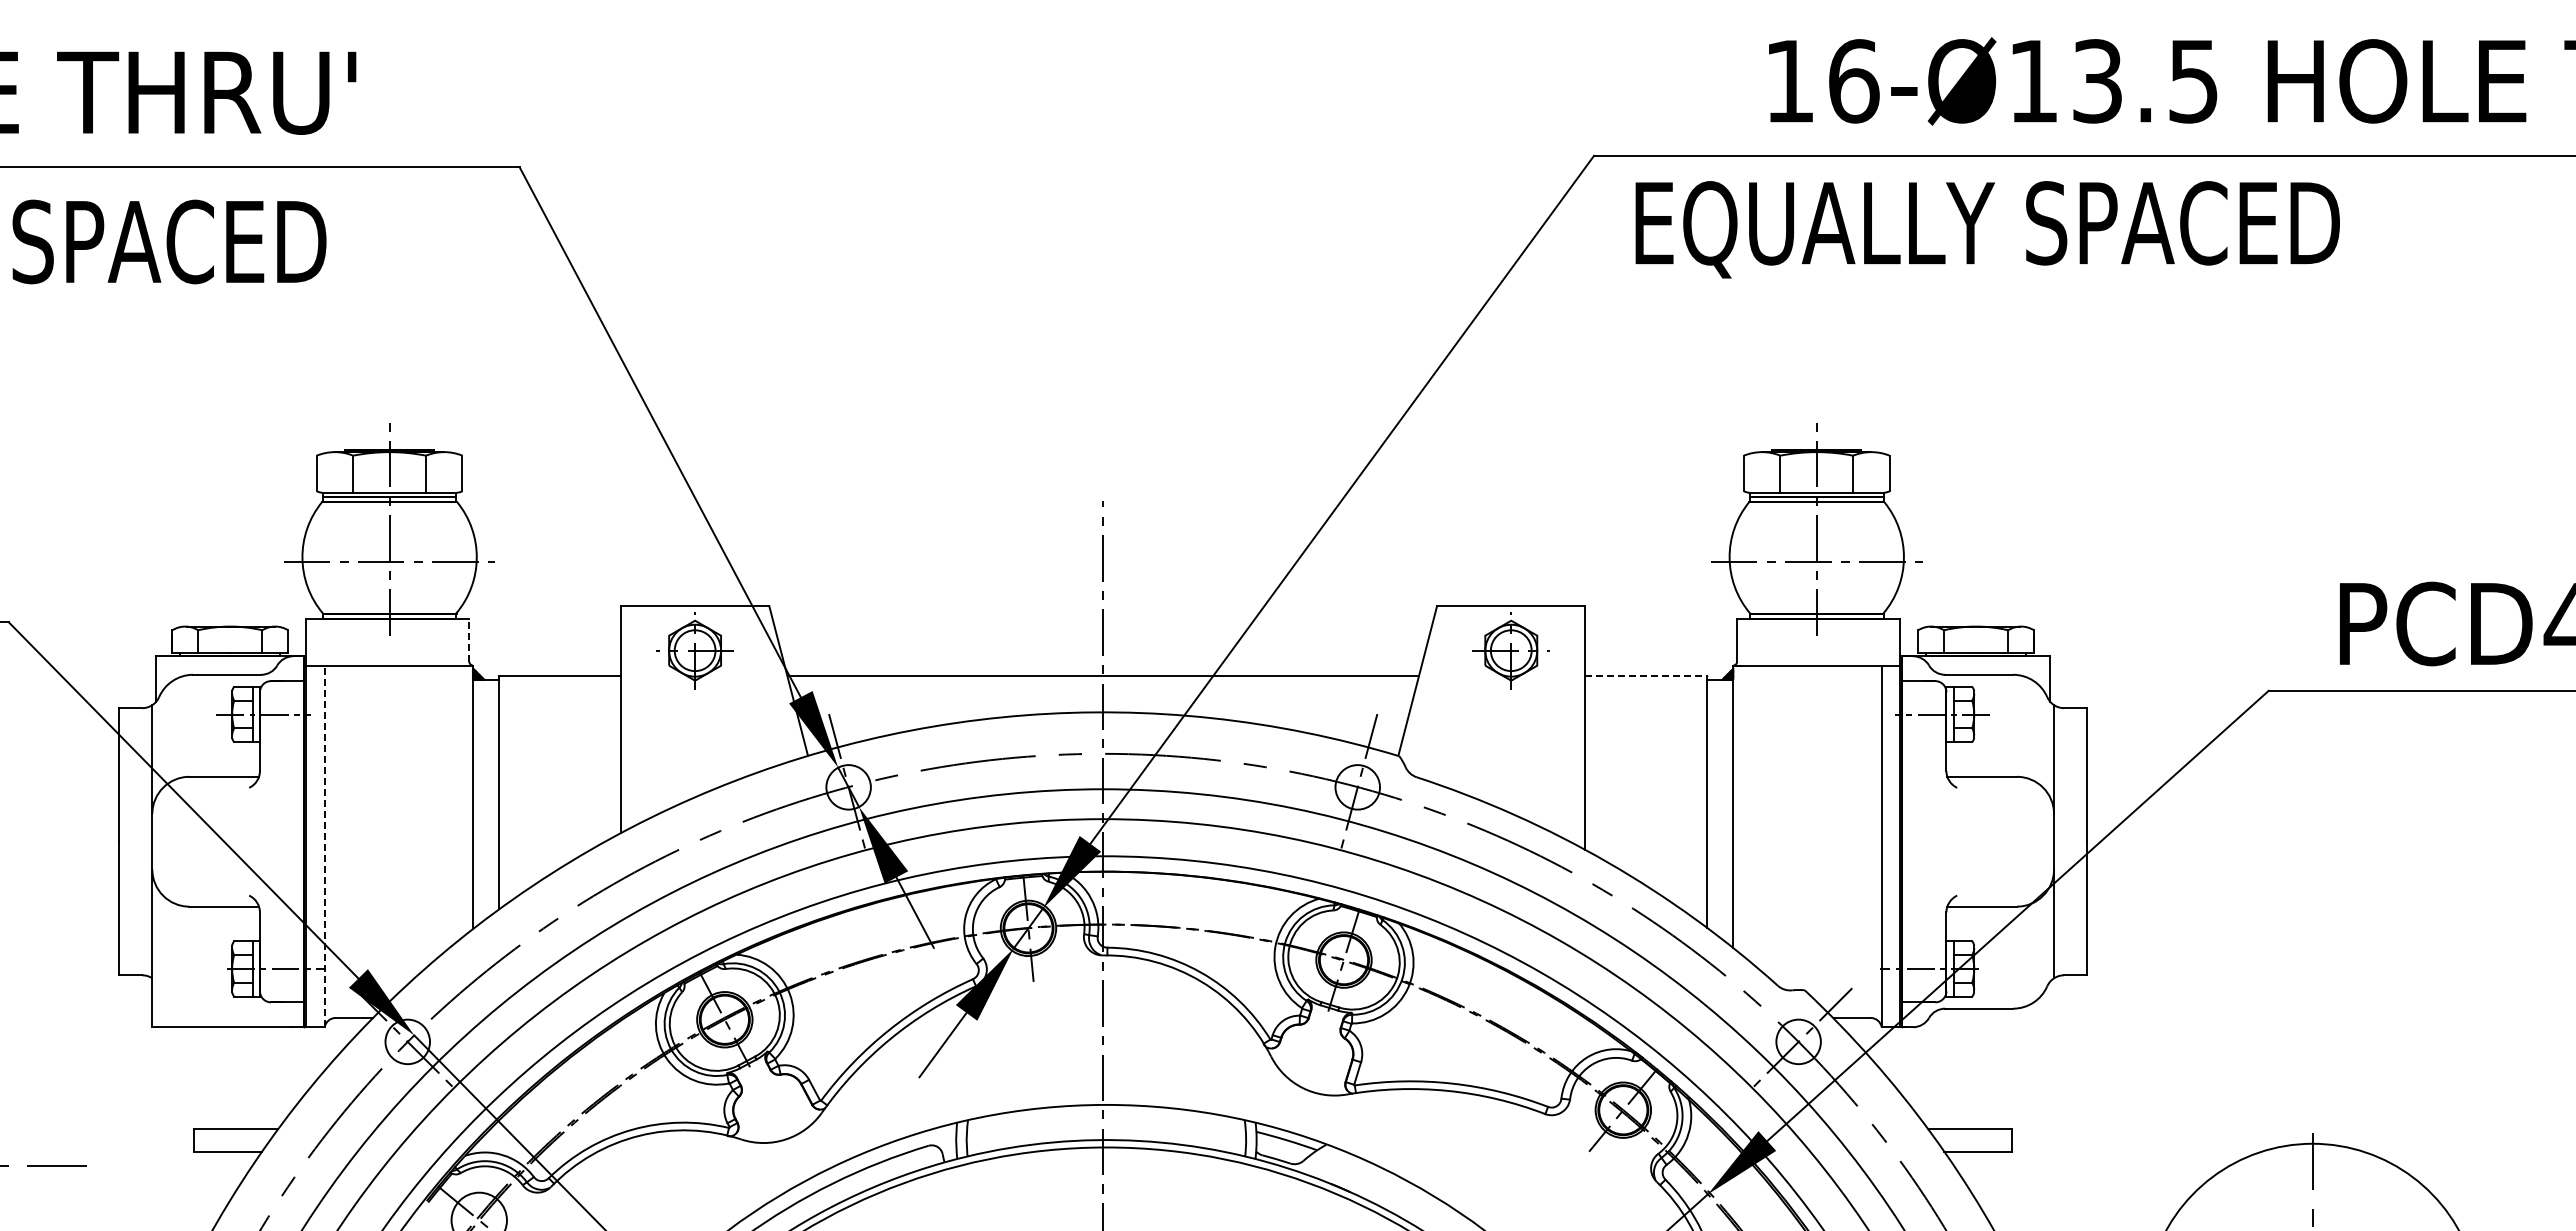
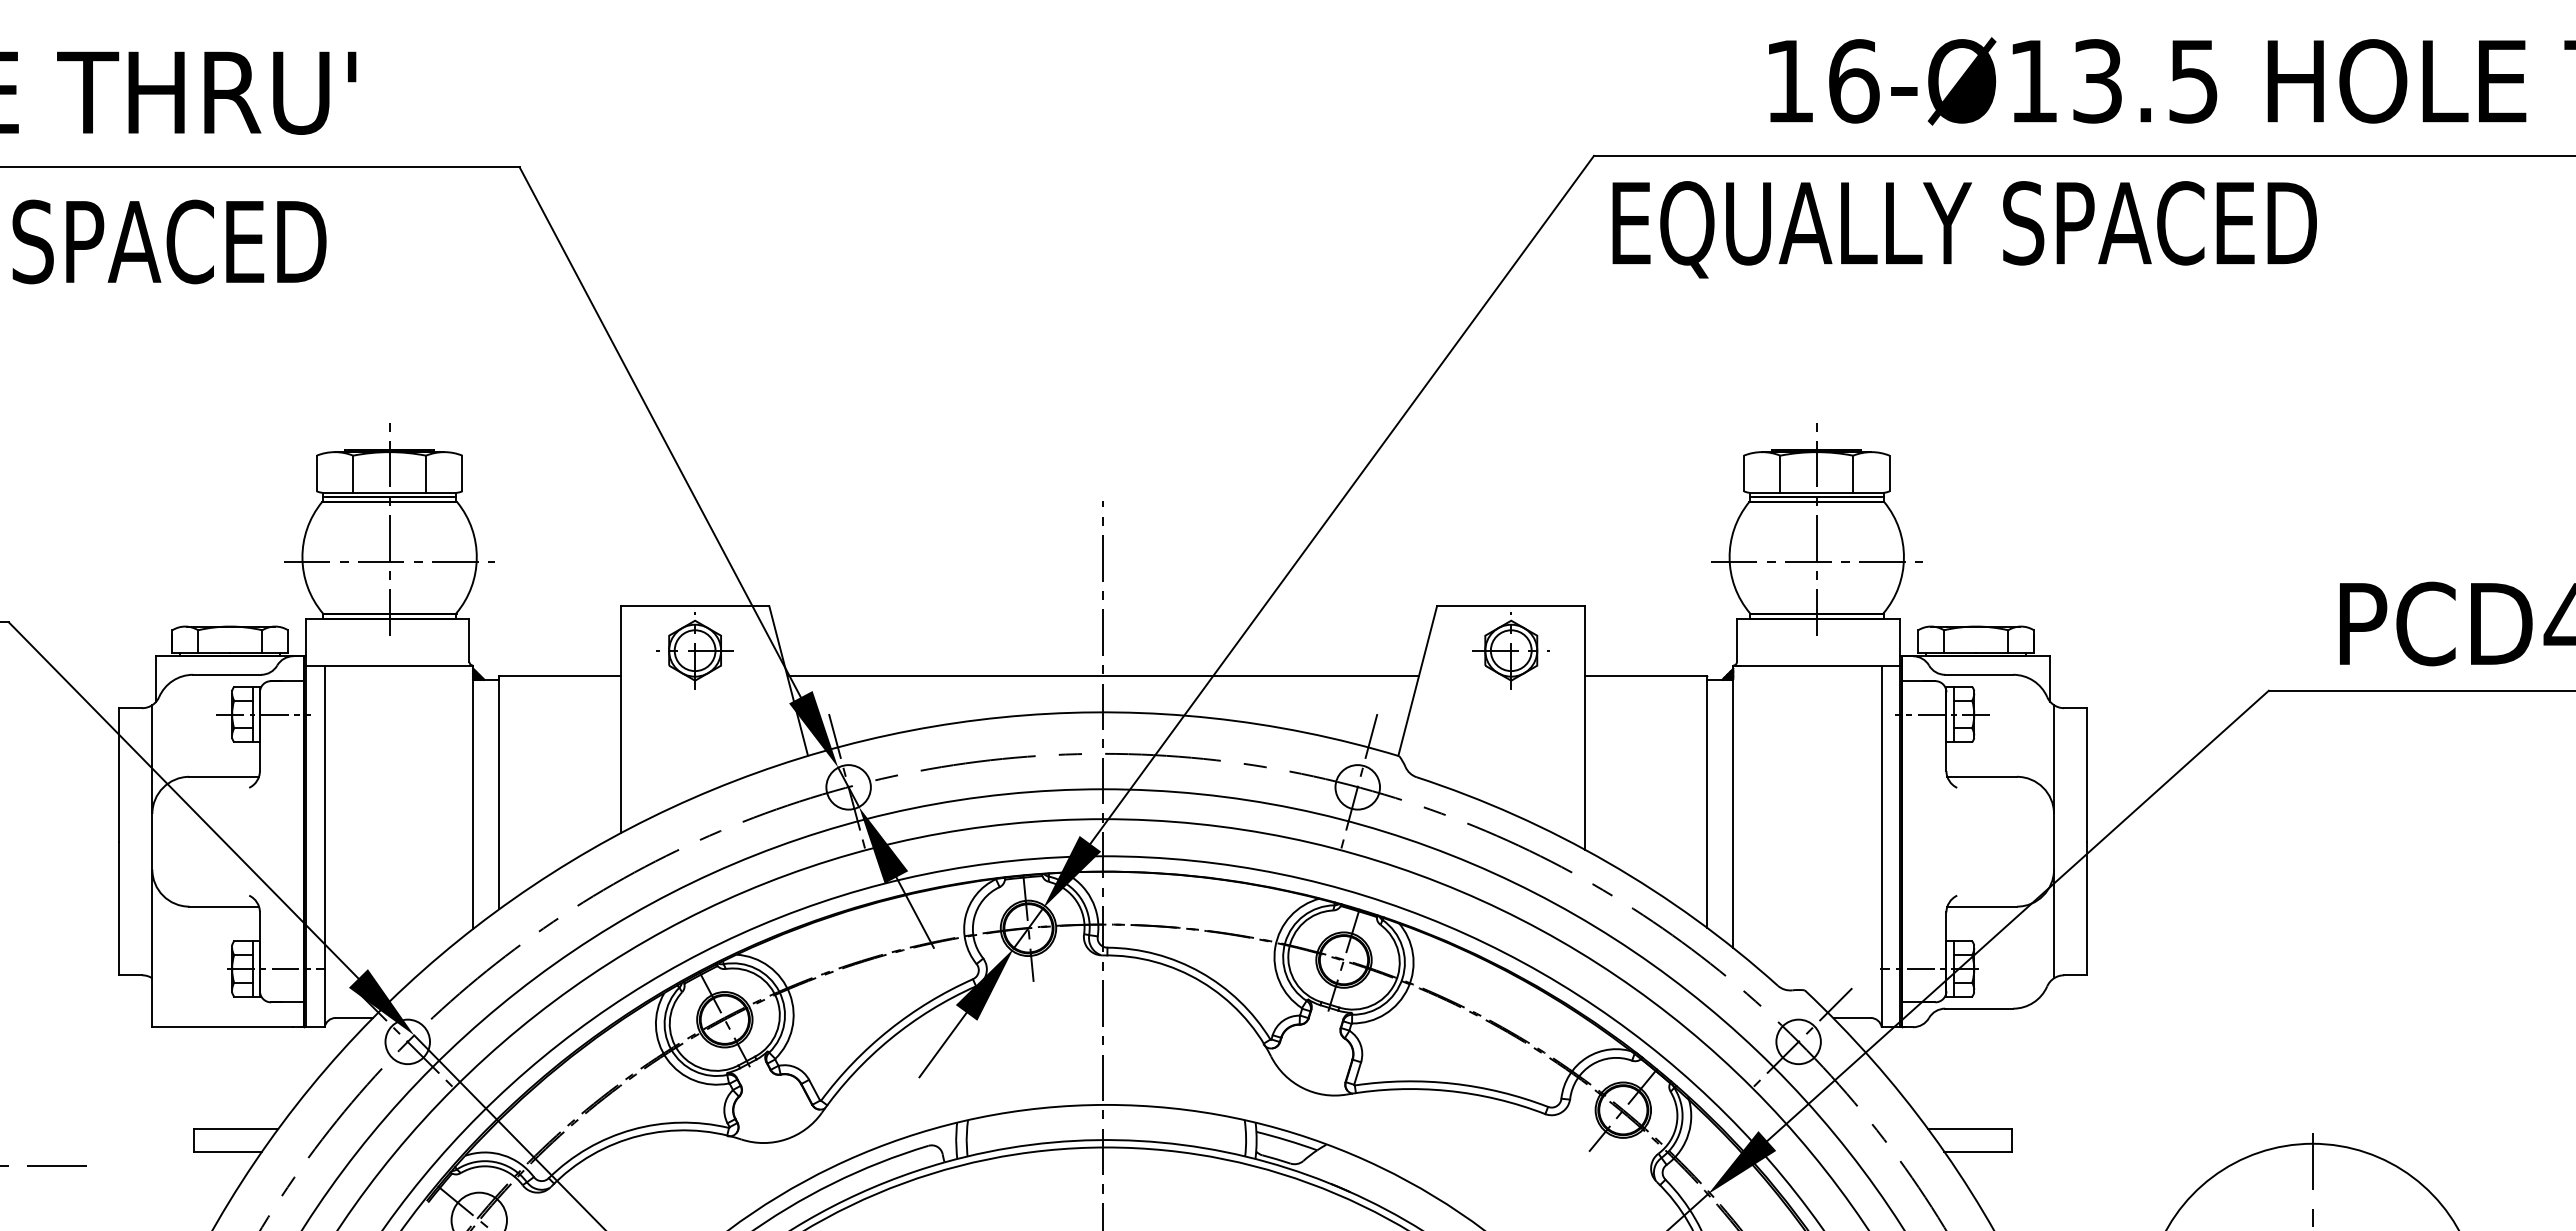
text position: (1987, 229) -> (1964, 229) (1964, 229)
line: dashed -> solid (469, 639)
line: dashed -> solid (1646, 676)
line: dashed -> solid (324, 846)
